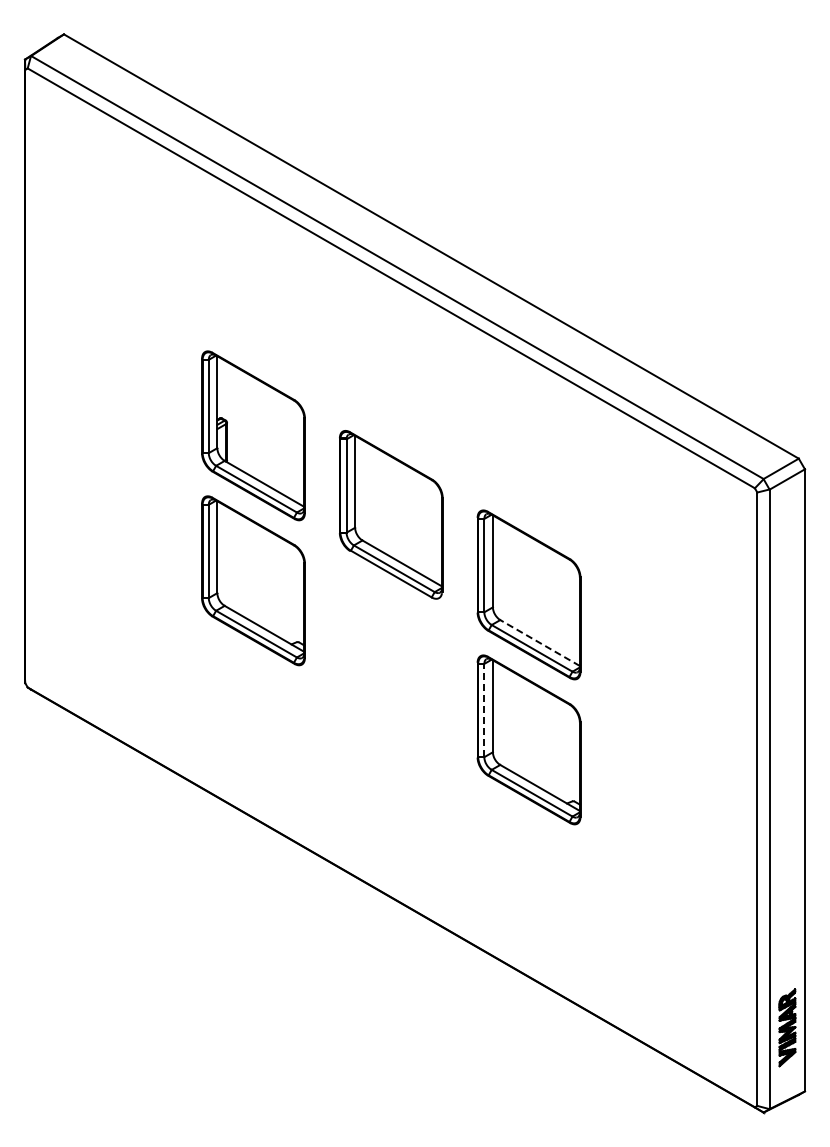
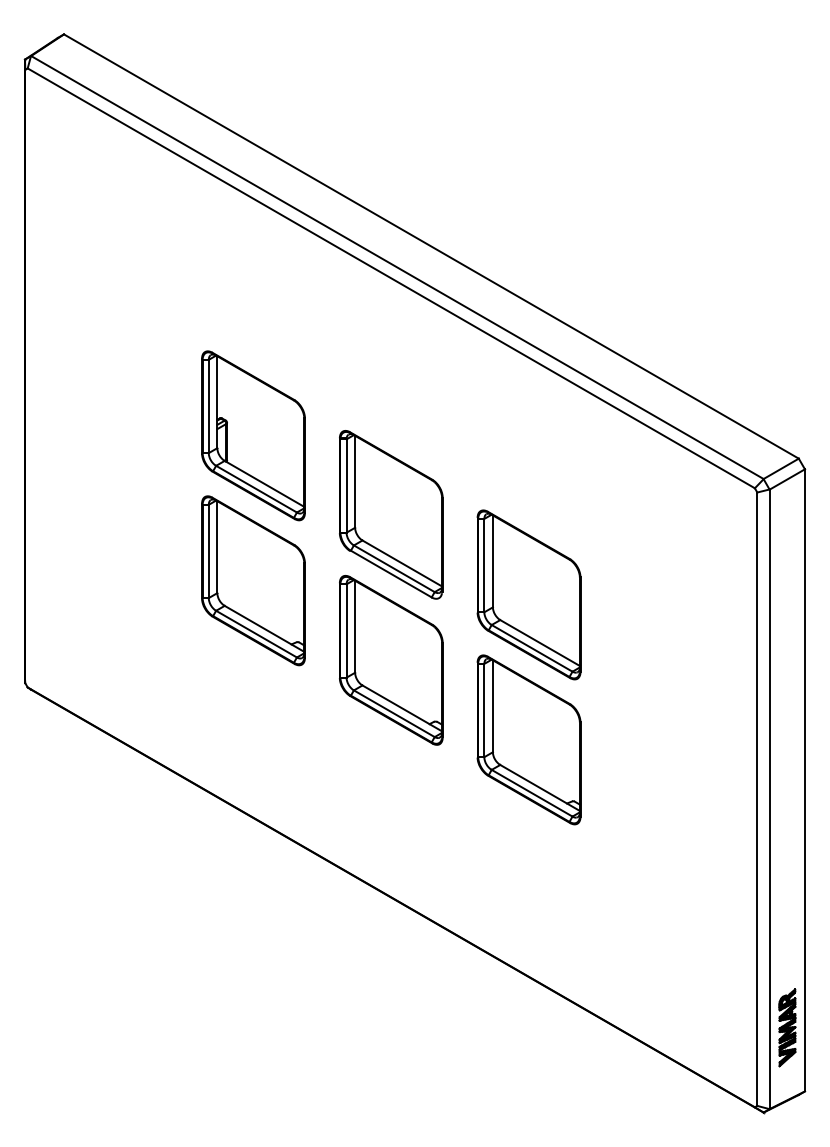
line: dashed -> solid (540, 643)
part: none -> present (391, 660)
line: dashed -> solid (484, 710)
